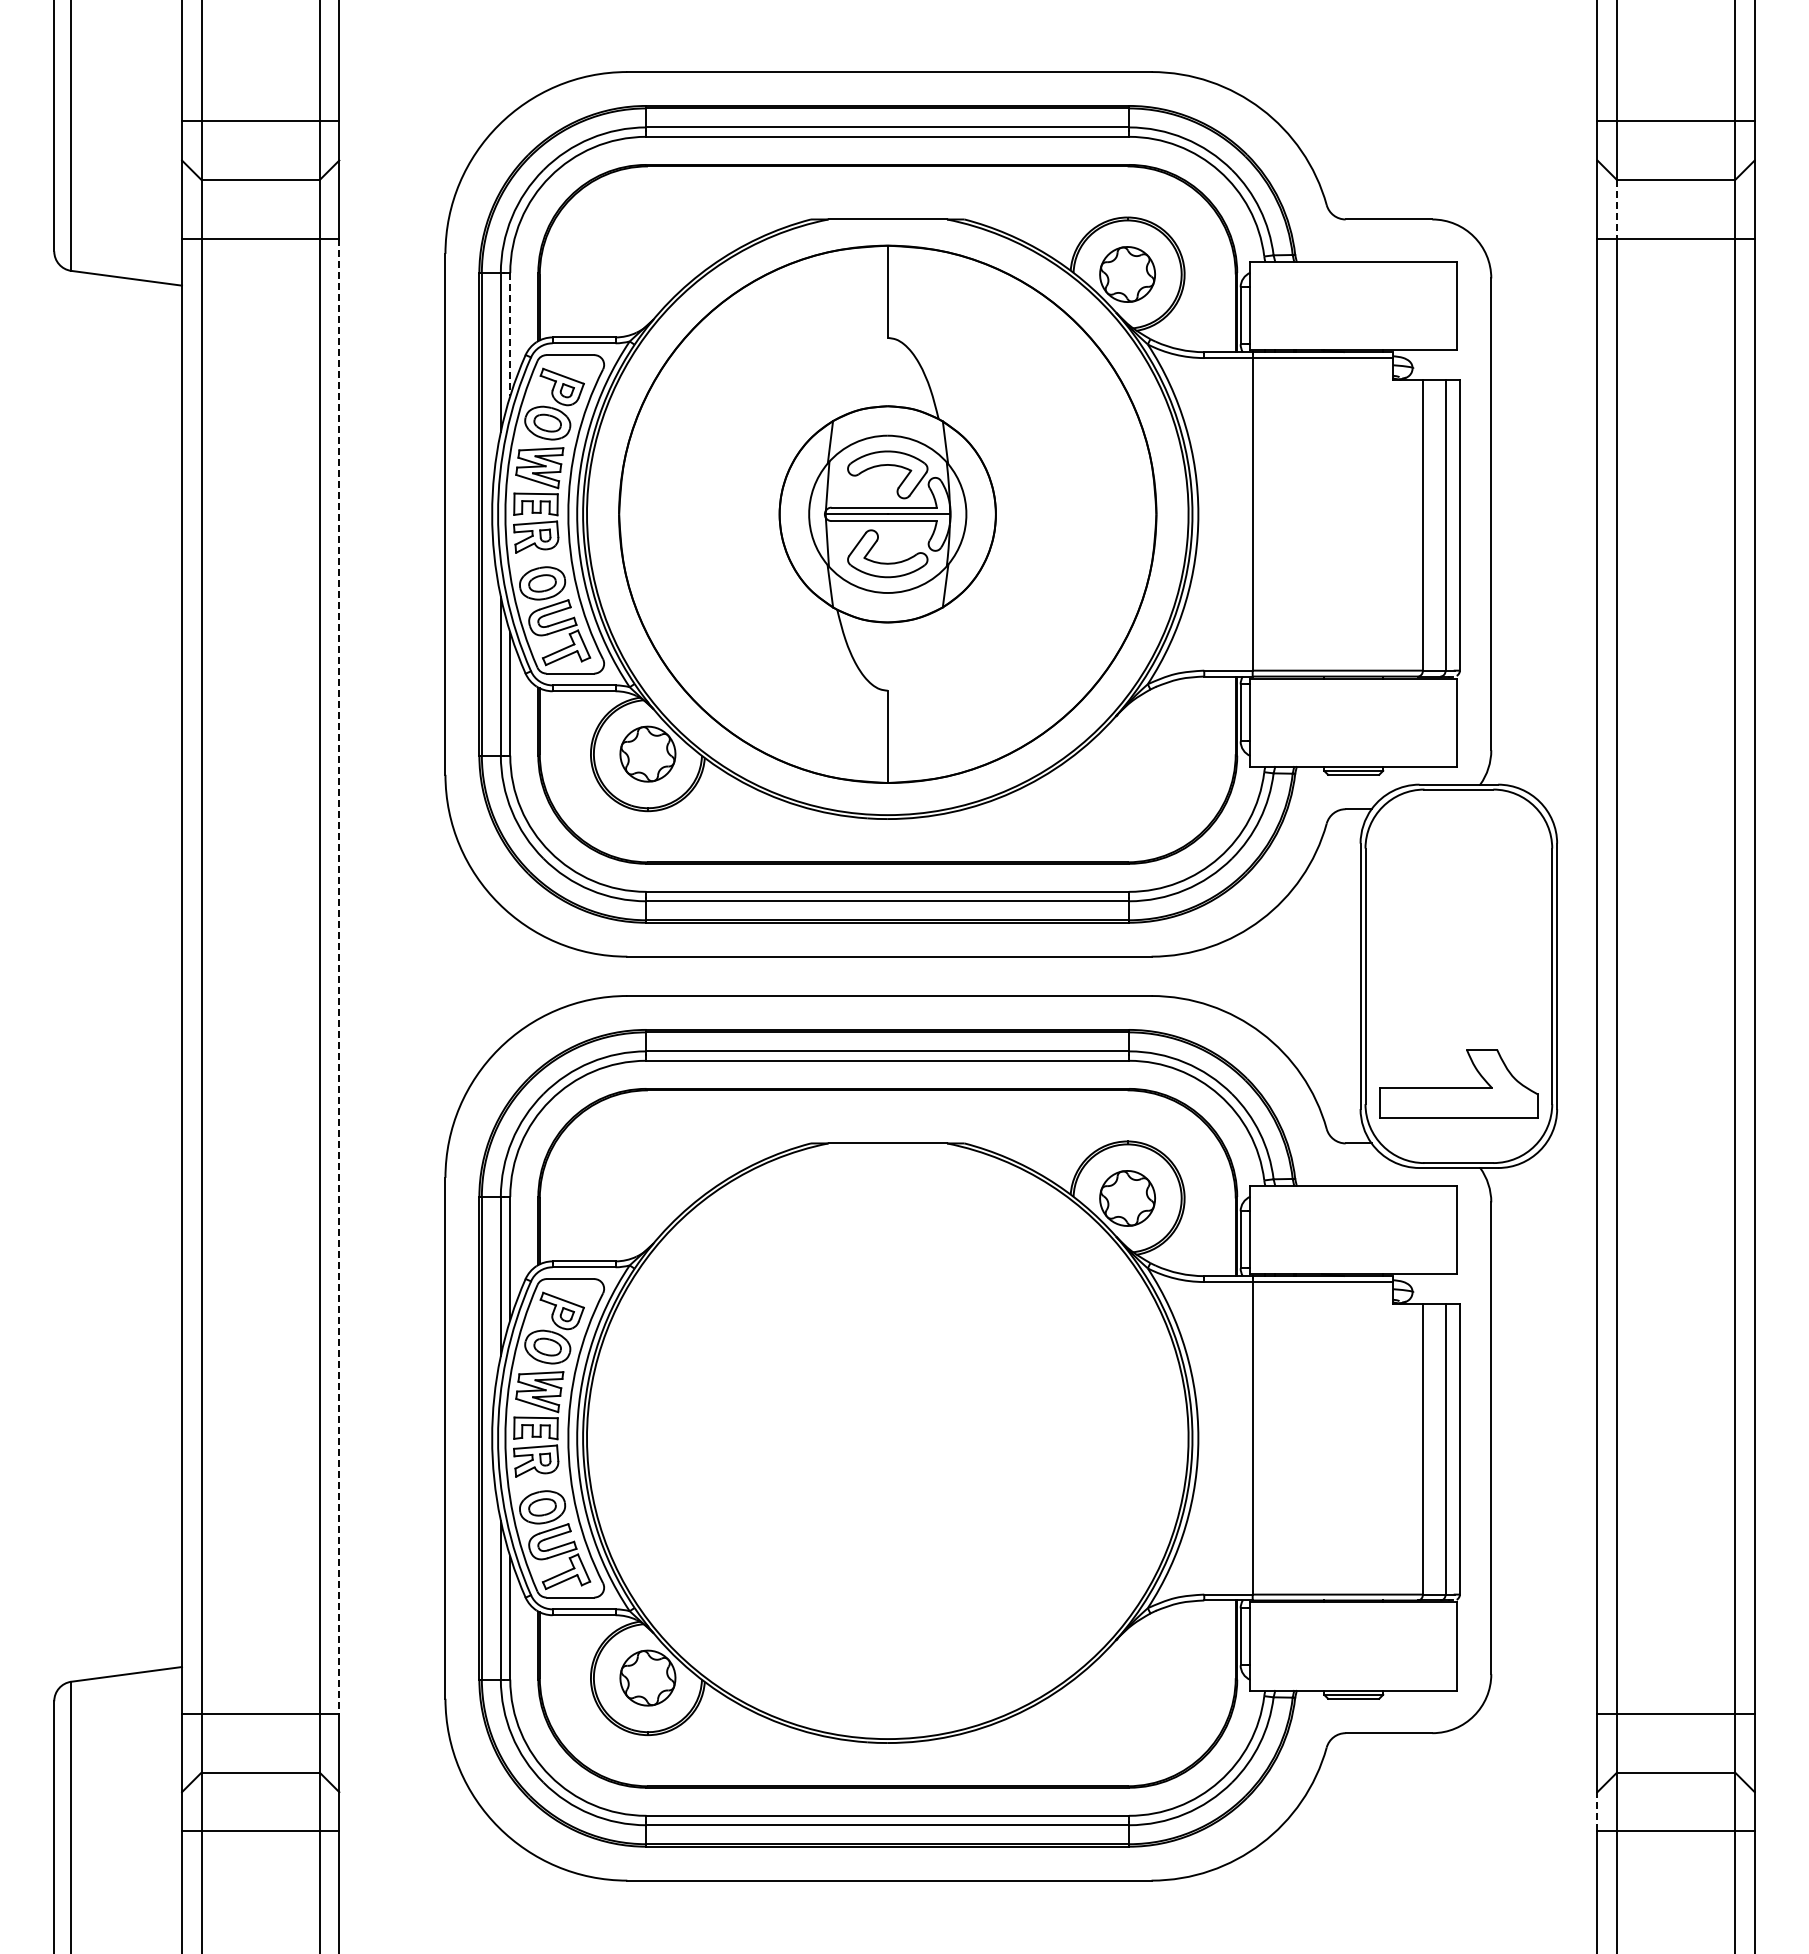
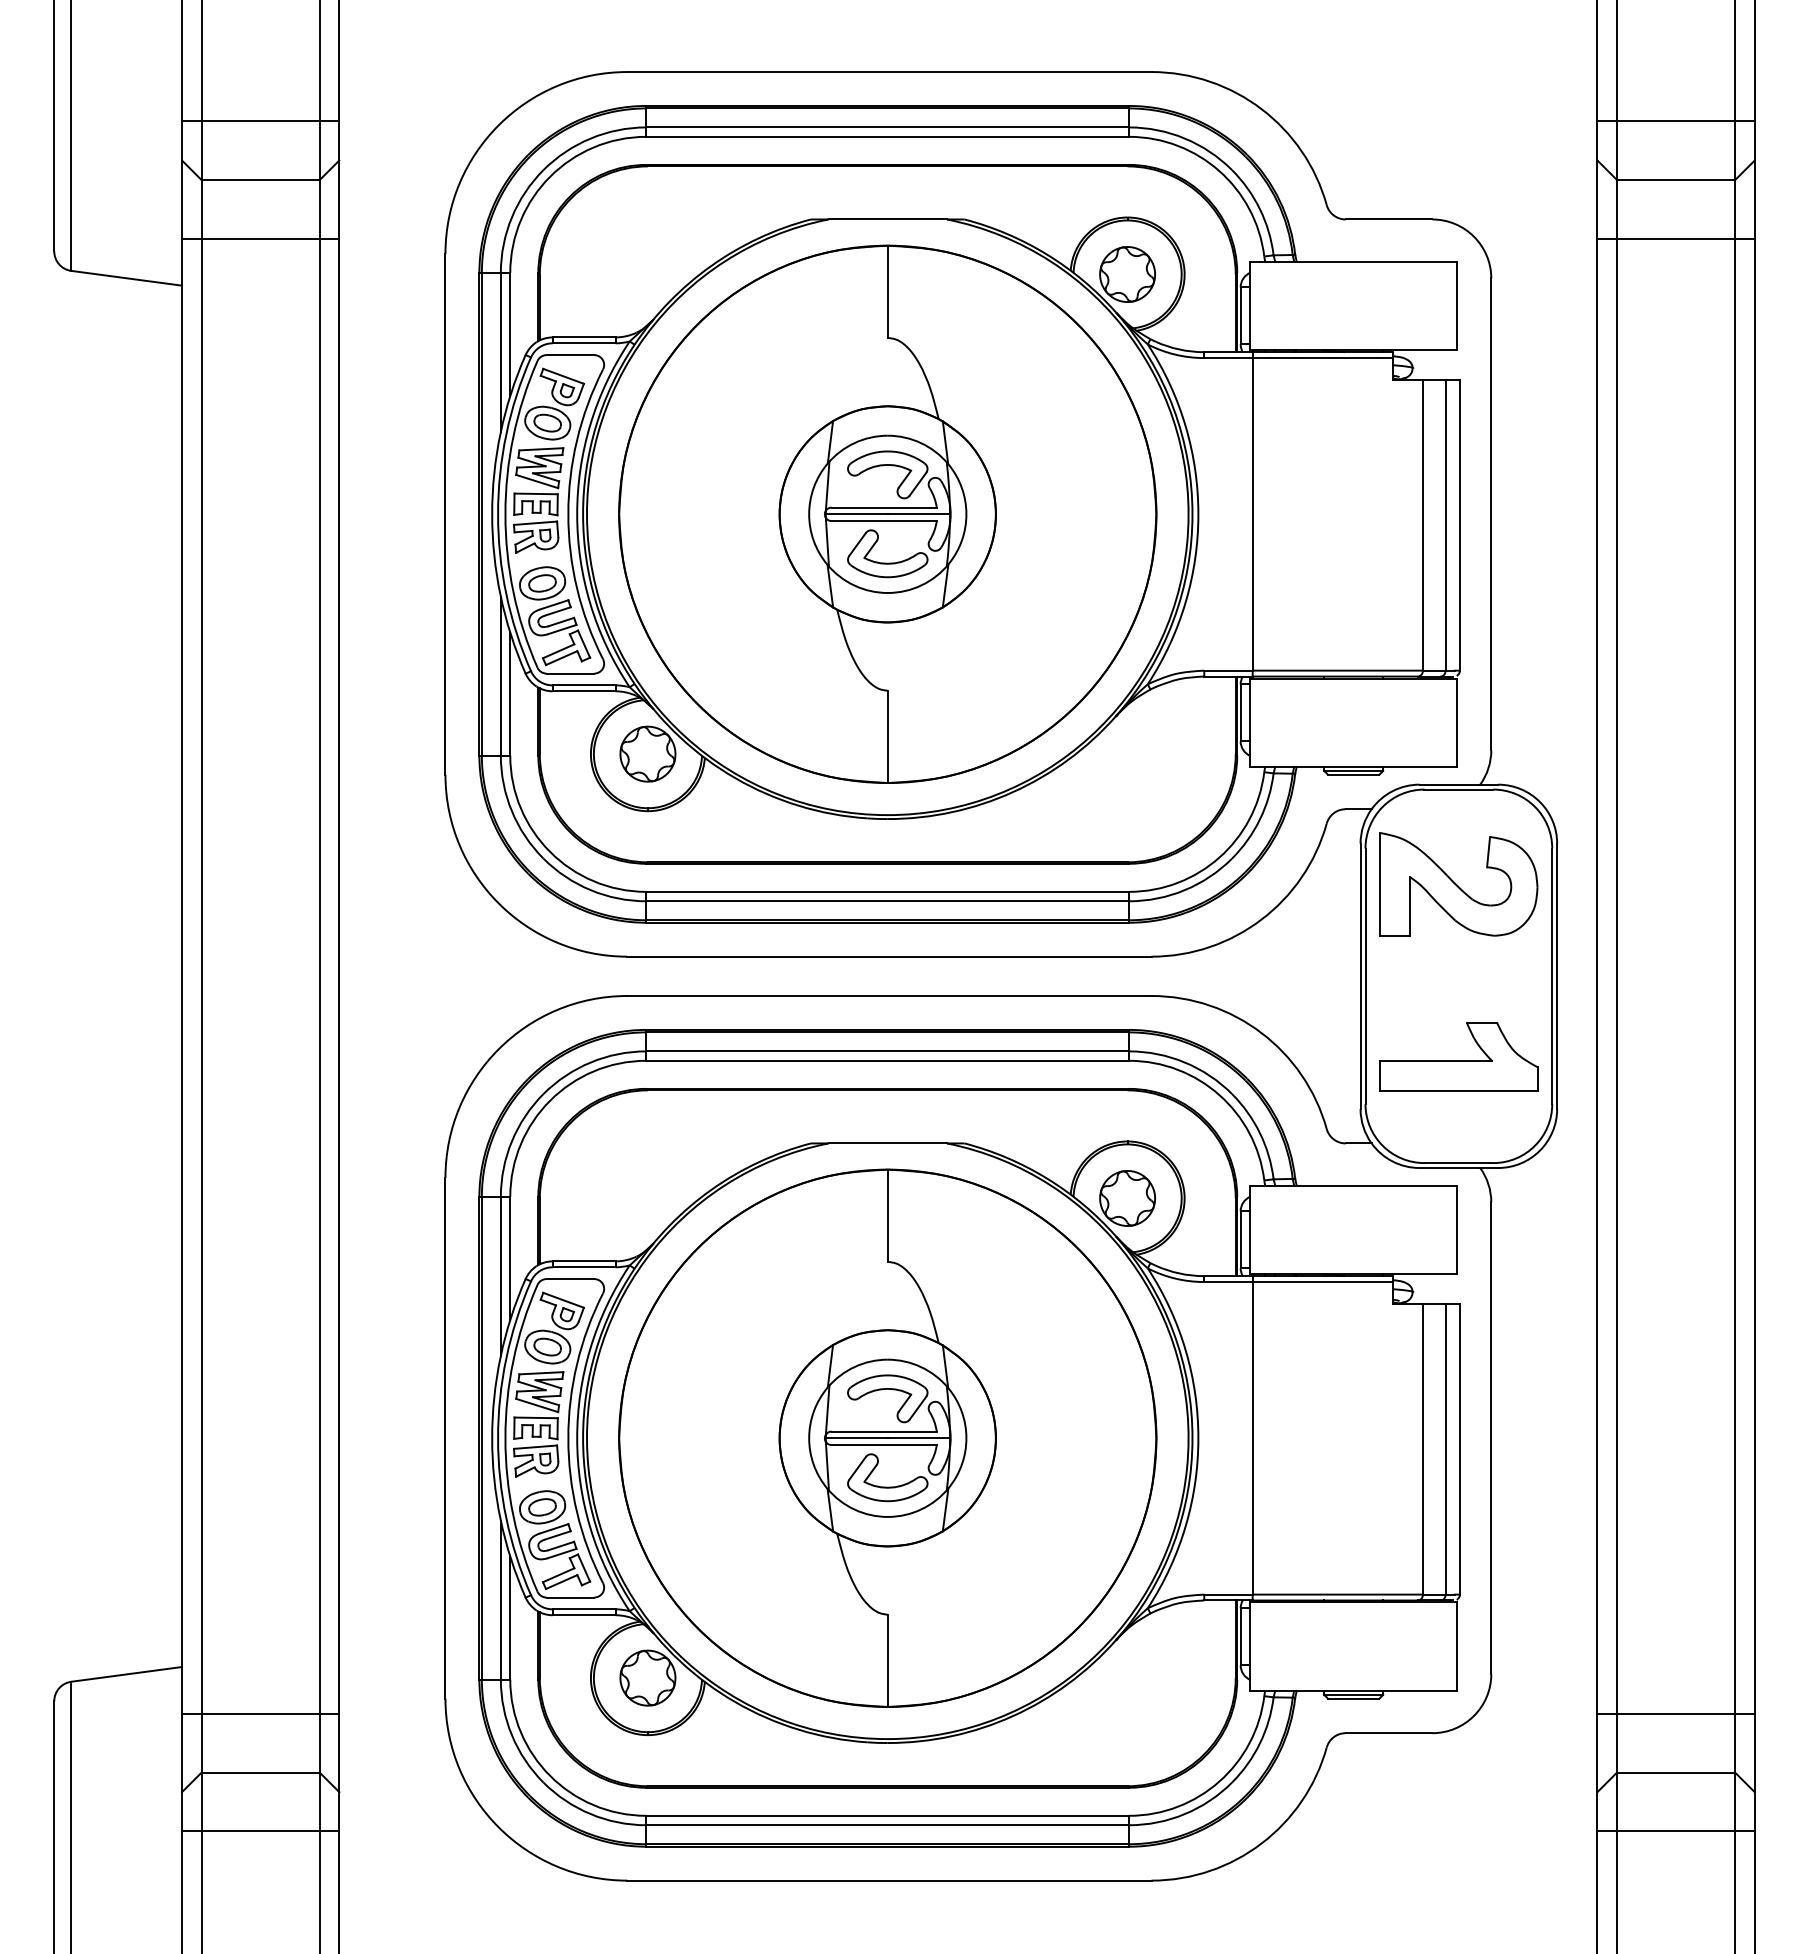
line: dashed -> solid (1617, 210)
line: dashed -> solid (510, 335)
part: none -> present (1458, 884)
line: dashed -> solid (339, 976)
part position: (1458, 1083) -> (1458, 1056) (1458, 1056)
part: none -> present (887, 1437)
line: dashed -> solid (1597, 1811)
